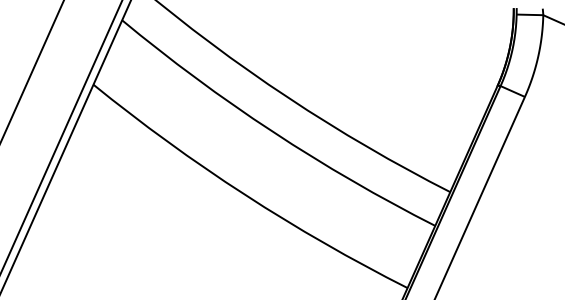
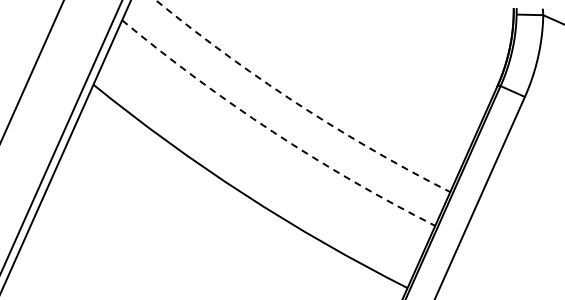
line: solid -> dashed (297, 104)
line: solid -> dashed (272, 131)
